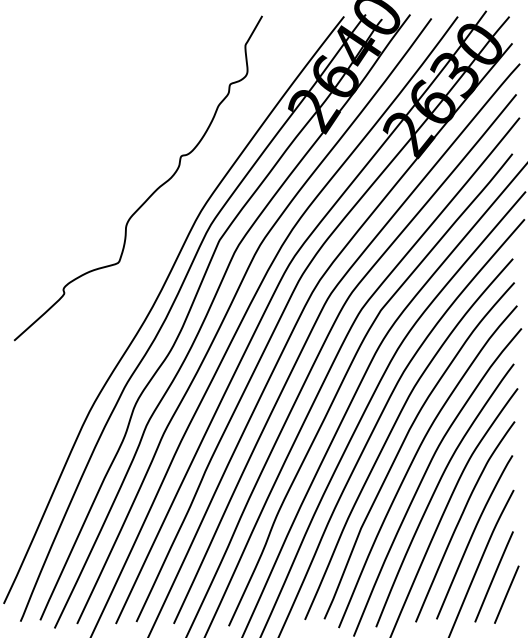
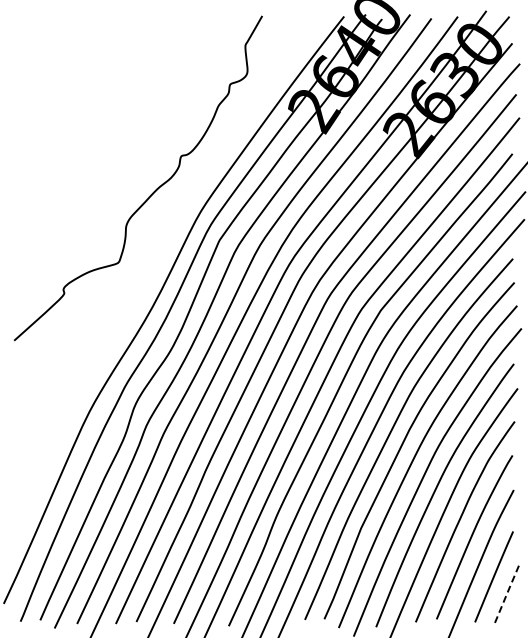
line: solid -> dashed (506, 594)
